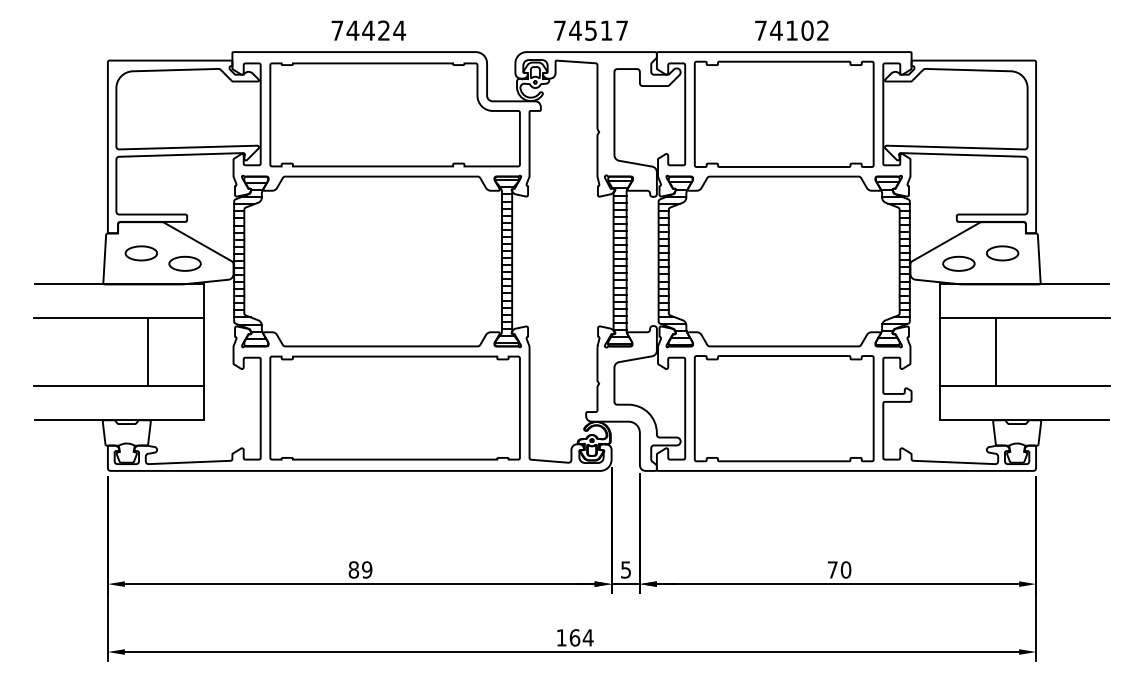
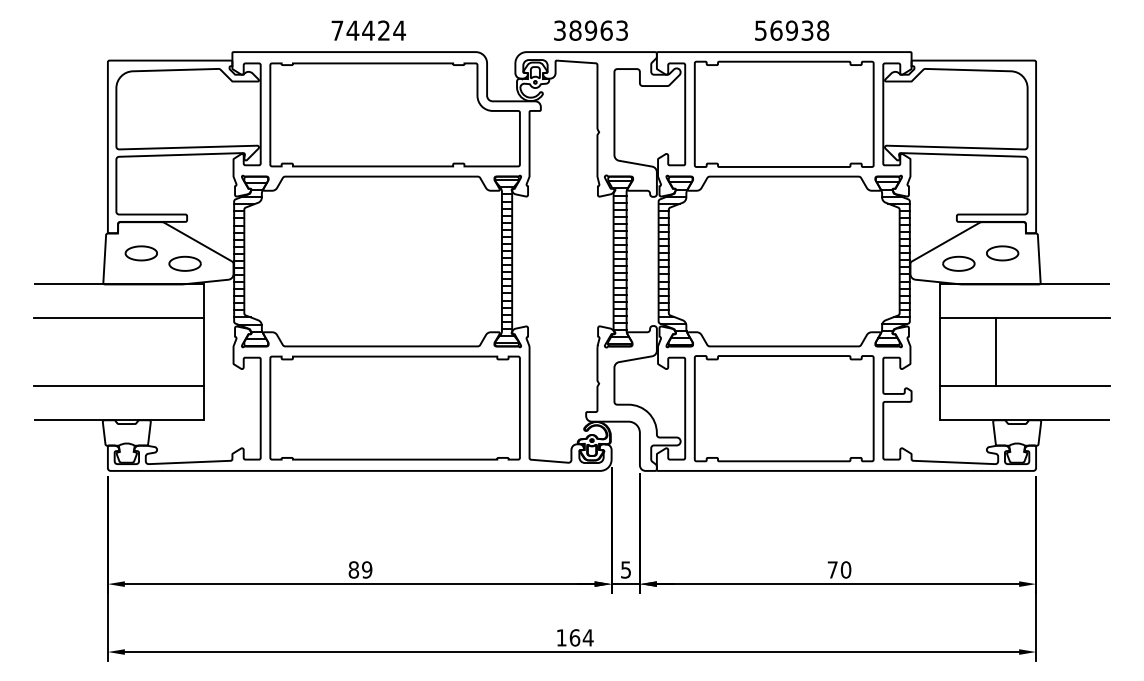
text: 74517 -> 38963 (590, 30)
text: 74102 -> 56938 (792, 30)
line: present -> none (147, 352)
